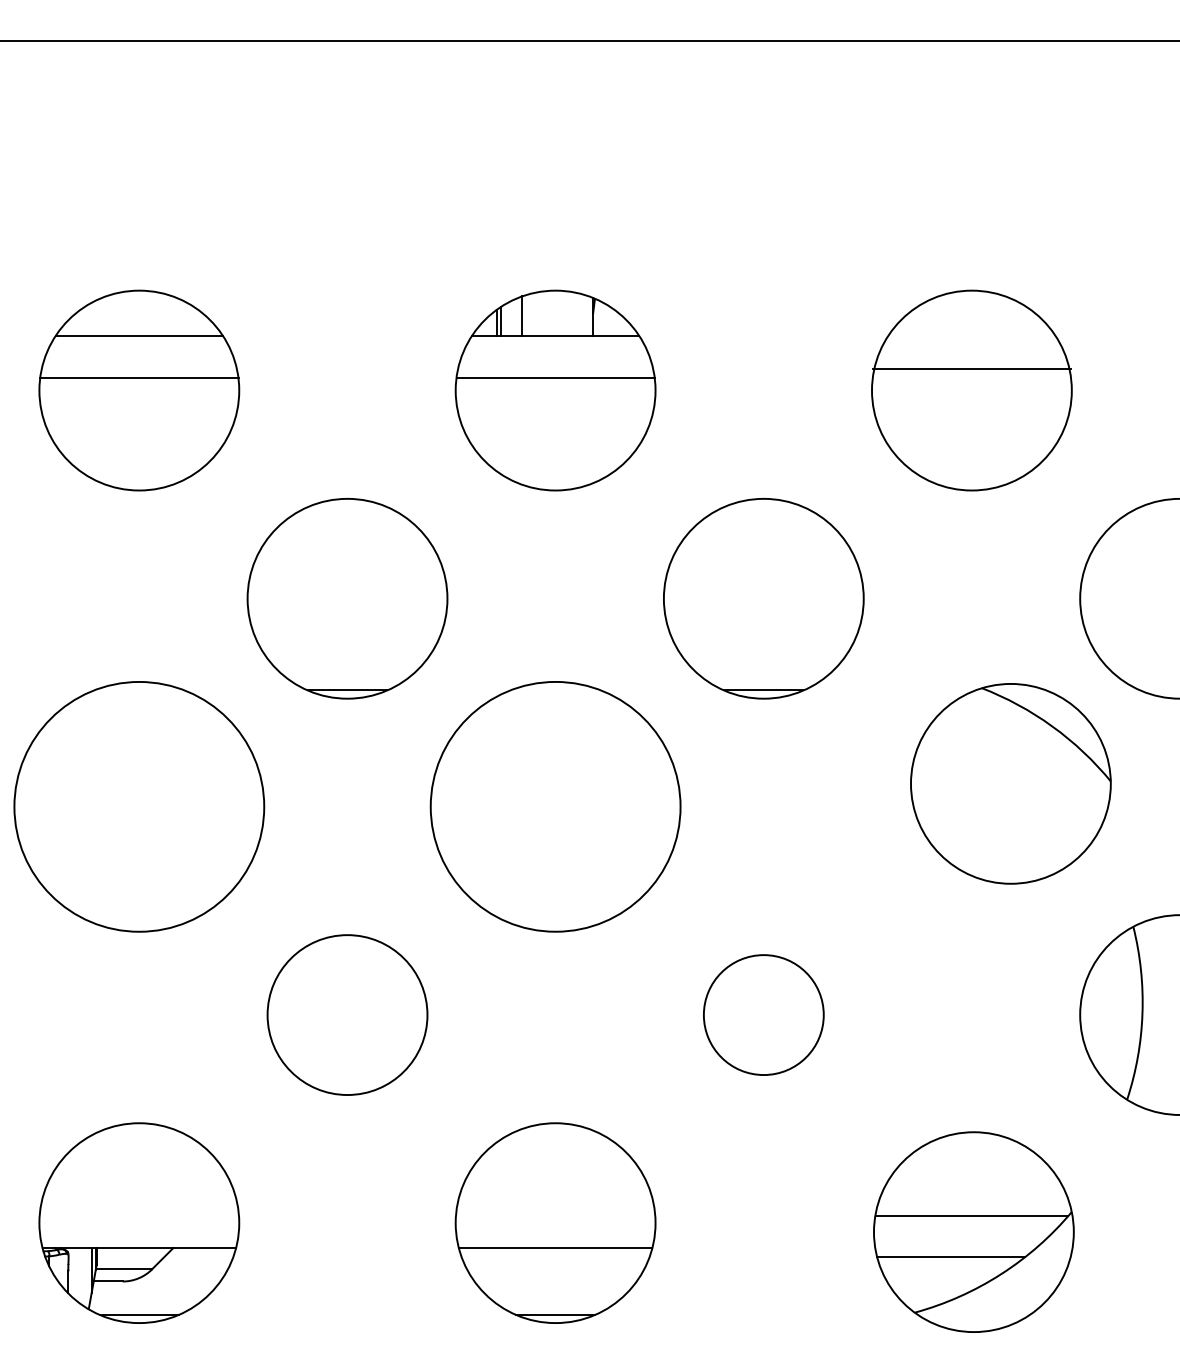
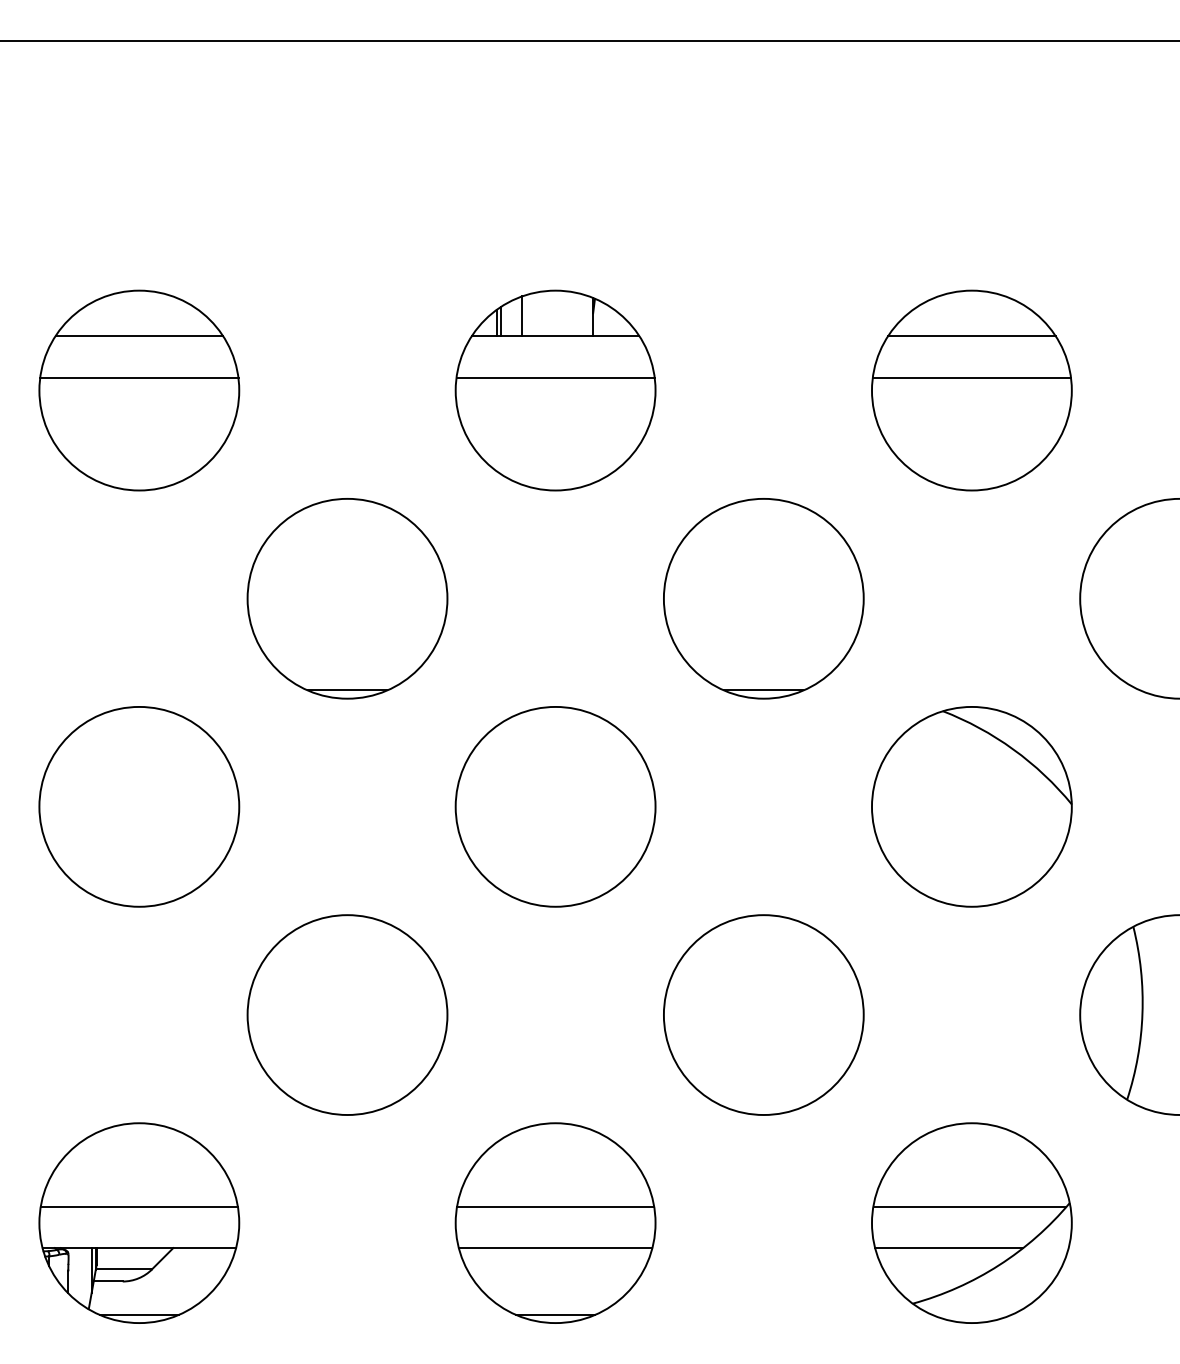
line: none -> present (971, 336)
line position: (971, 369) -> (971, 378) (971, 378)
part position: (1010, 783) -> (971, 806) (971, 806)
circle diameter: 250 px -> 200 px (139, 806)
circle size: 253x252 px -> 203x202 px (555, 806)
circle diameter: 160 px -> 200 px (347, 1014)
circle diameter: 120 px -> 200 px (763, 1014)
line: none -> present (139, 1206)
line: none -> present (555, 1206)
part position: (973, 1231) -> (971, 1222) (971, 1222)
